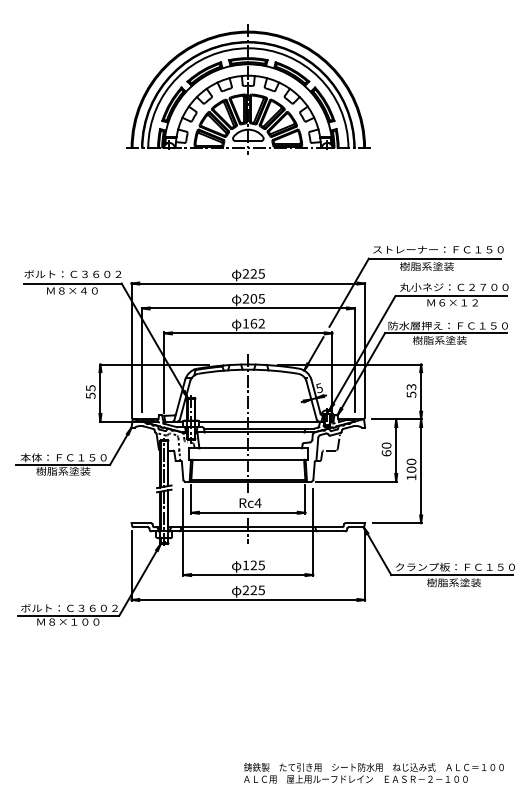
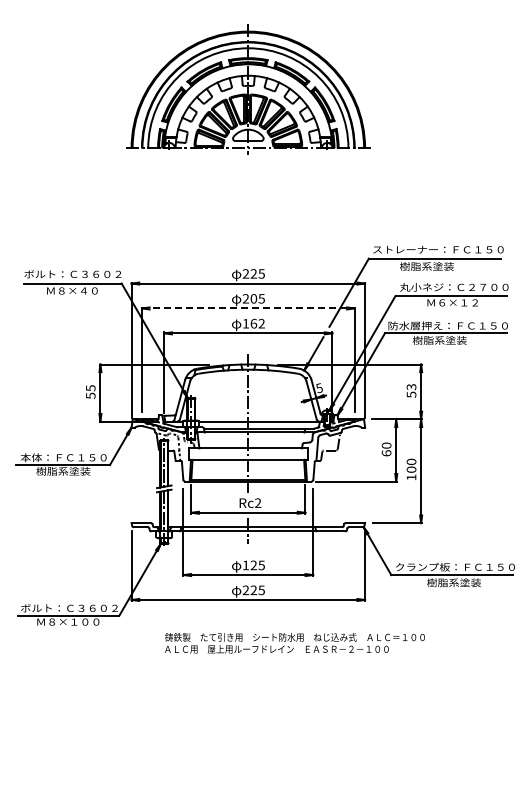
line: solid -> dashed (248, 308)
text: Rc4 -> Rc2 (257, 502)
text position: (373, 773) -> (294, 643) (294, 643)
